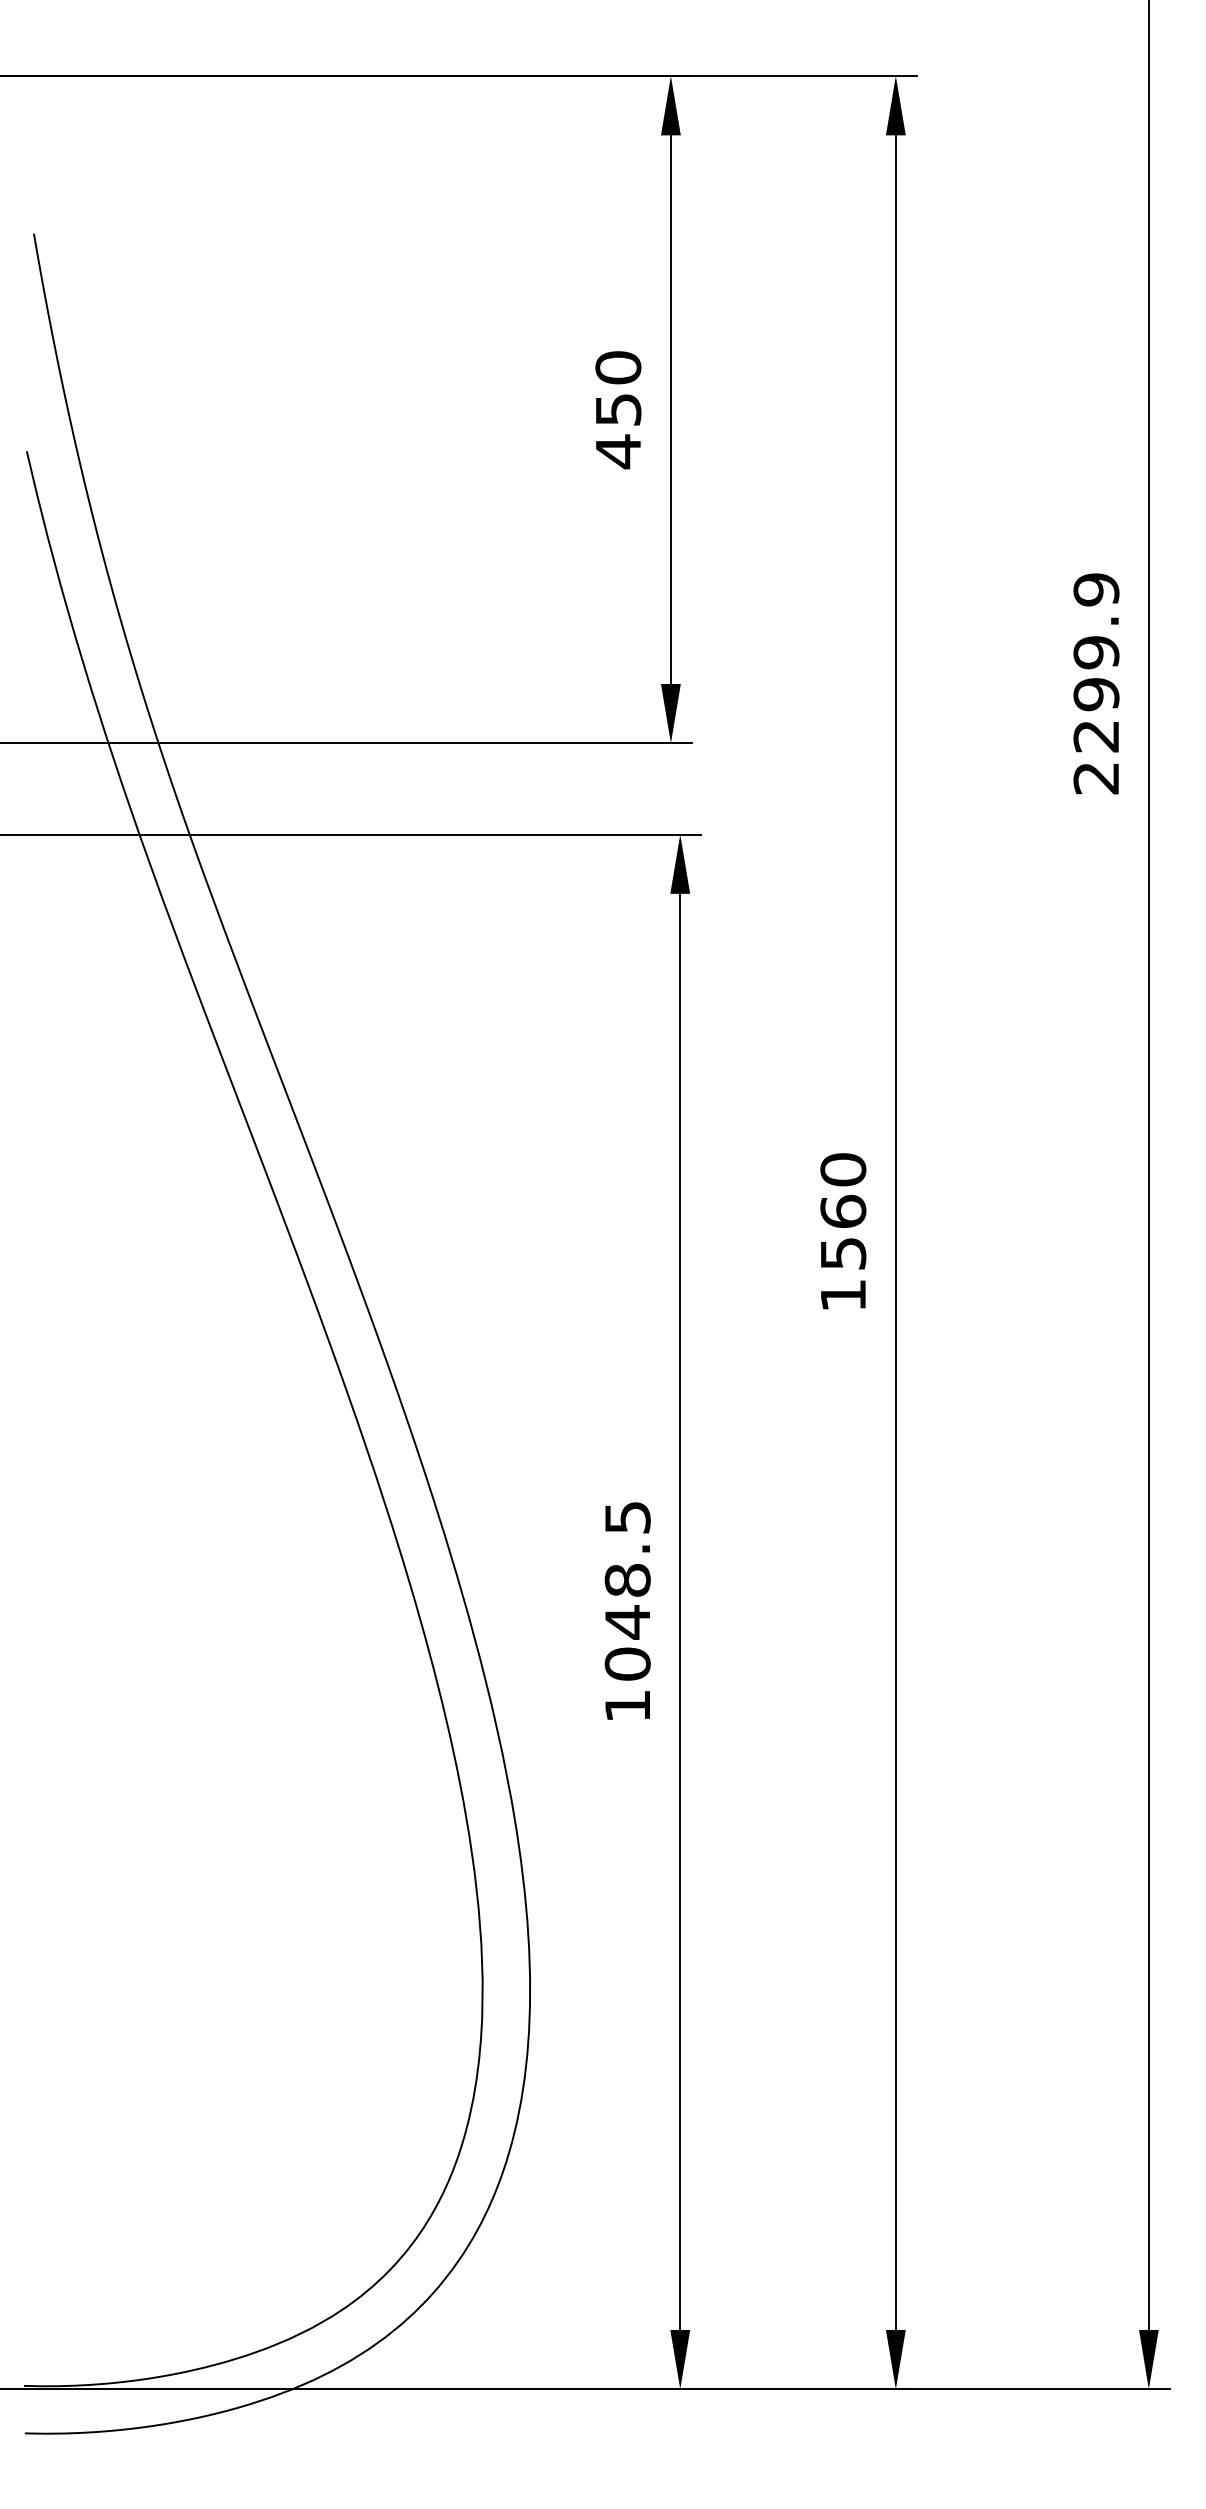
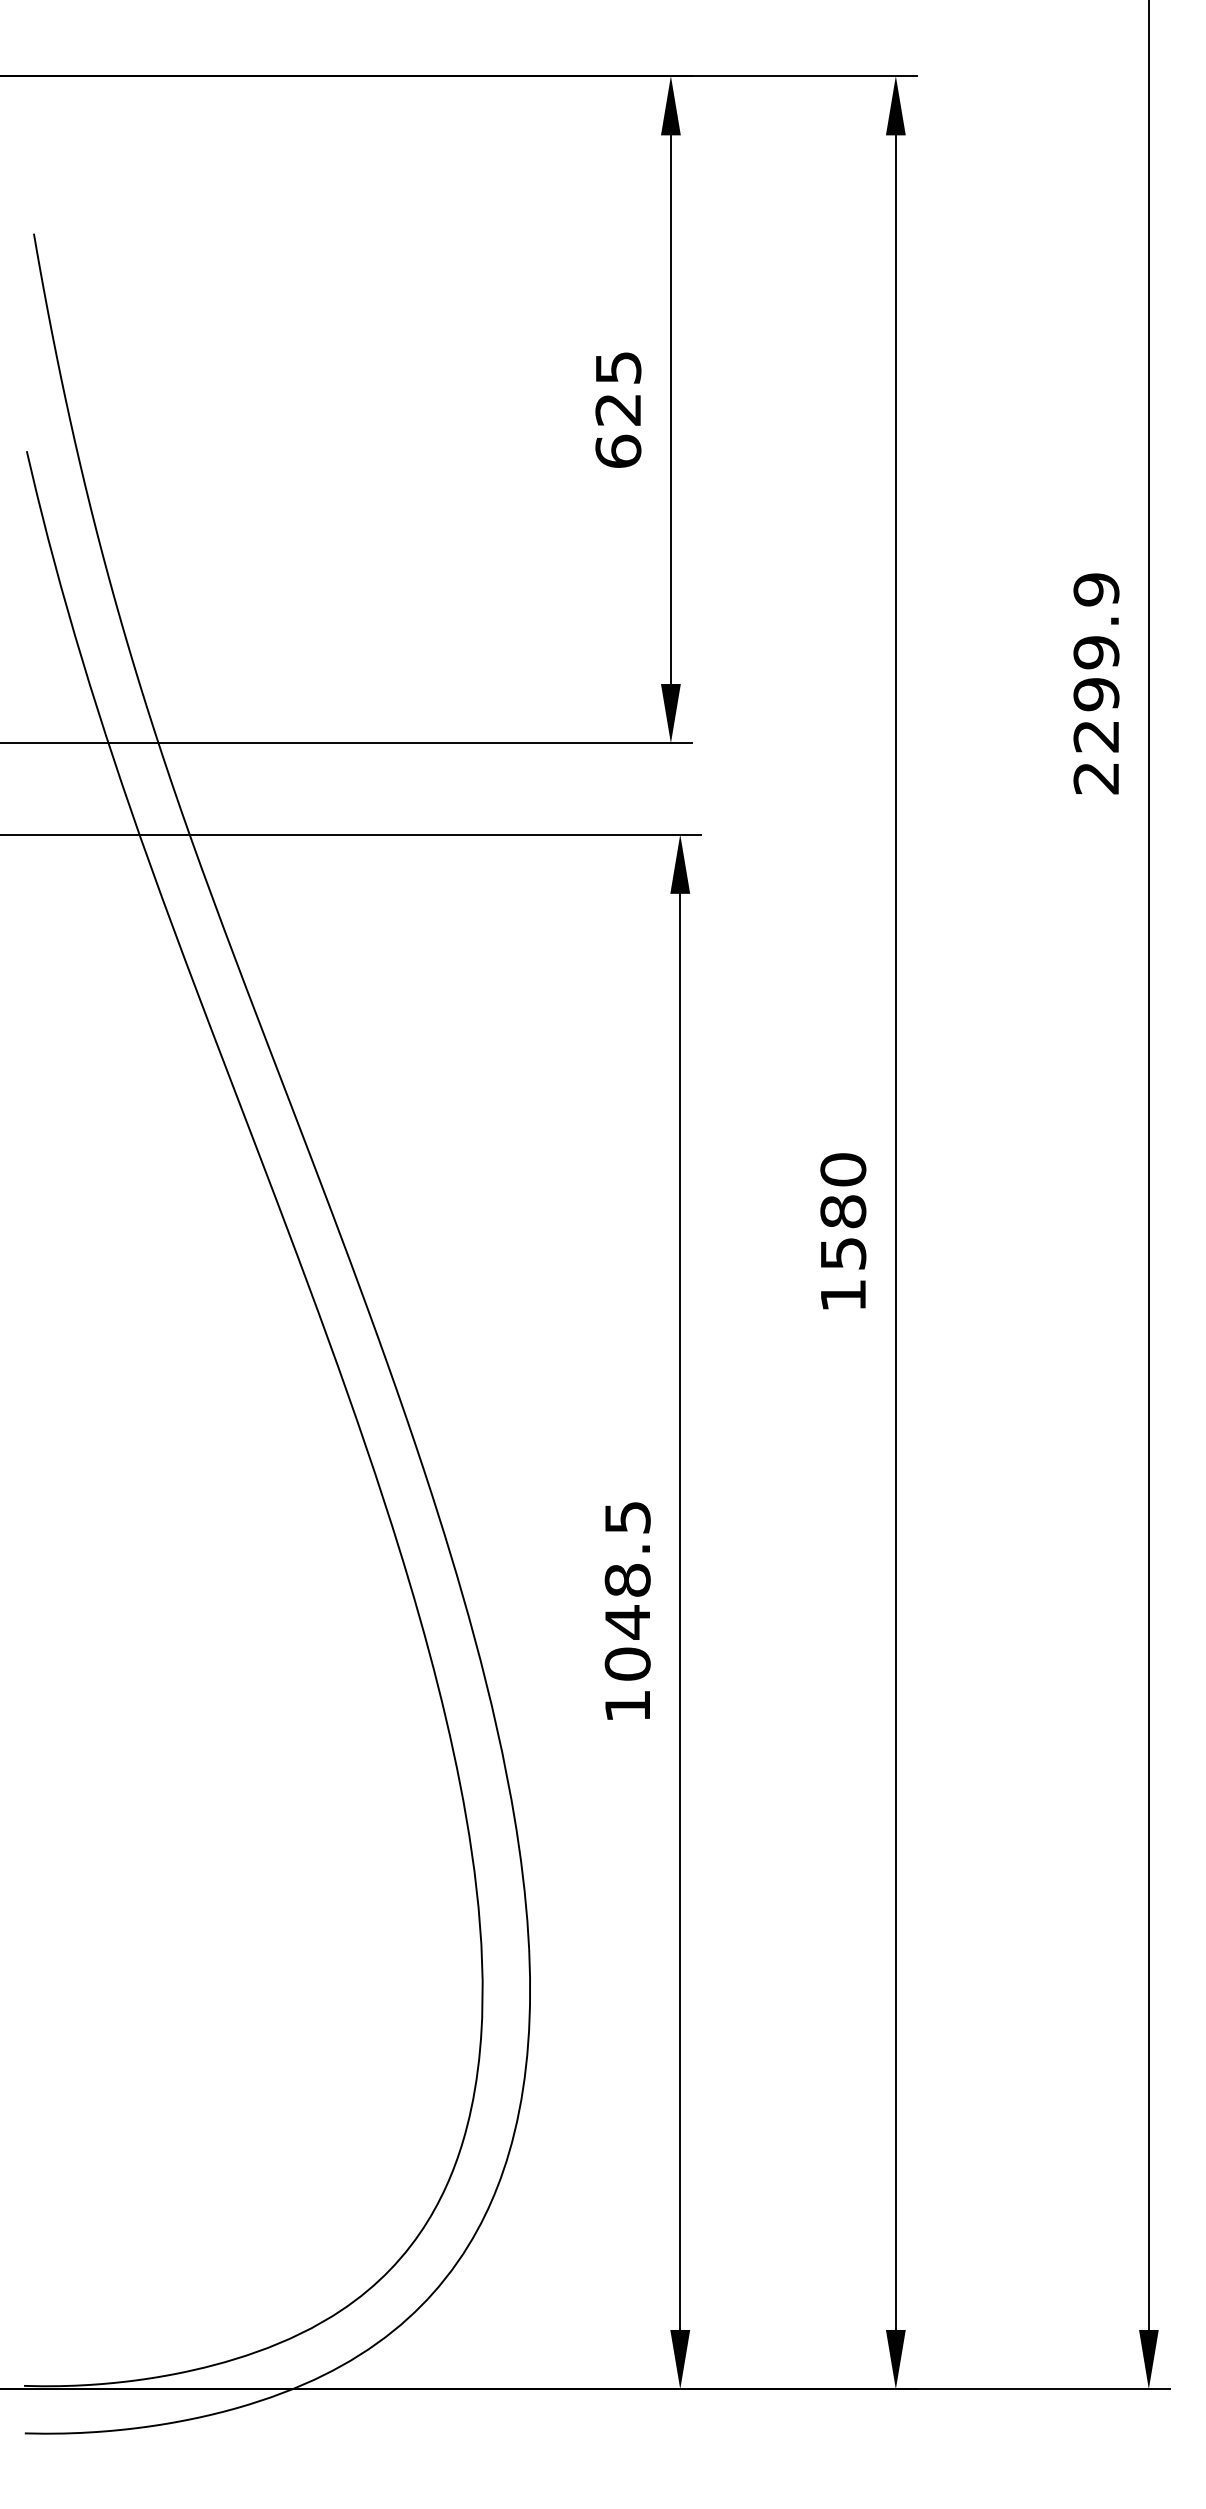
text: 450 -> 625 (618, 410)
text: 1560 -> 1580 (843, 1211)
